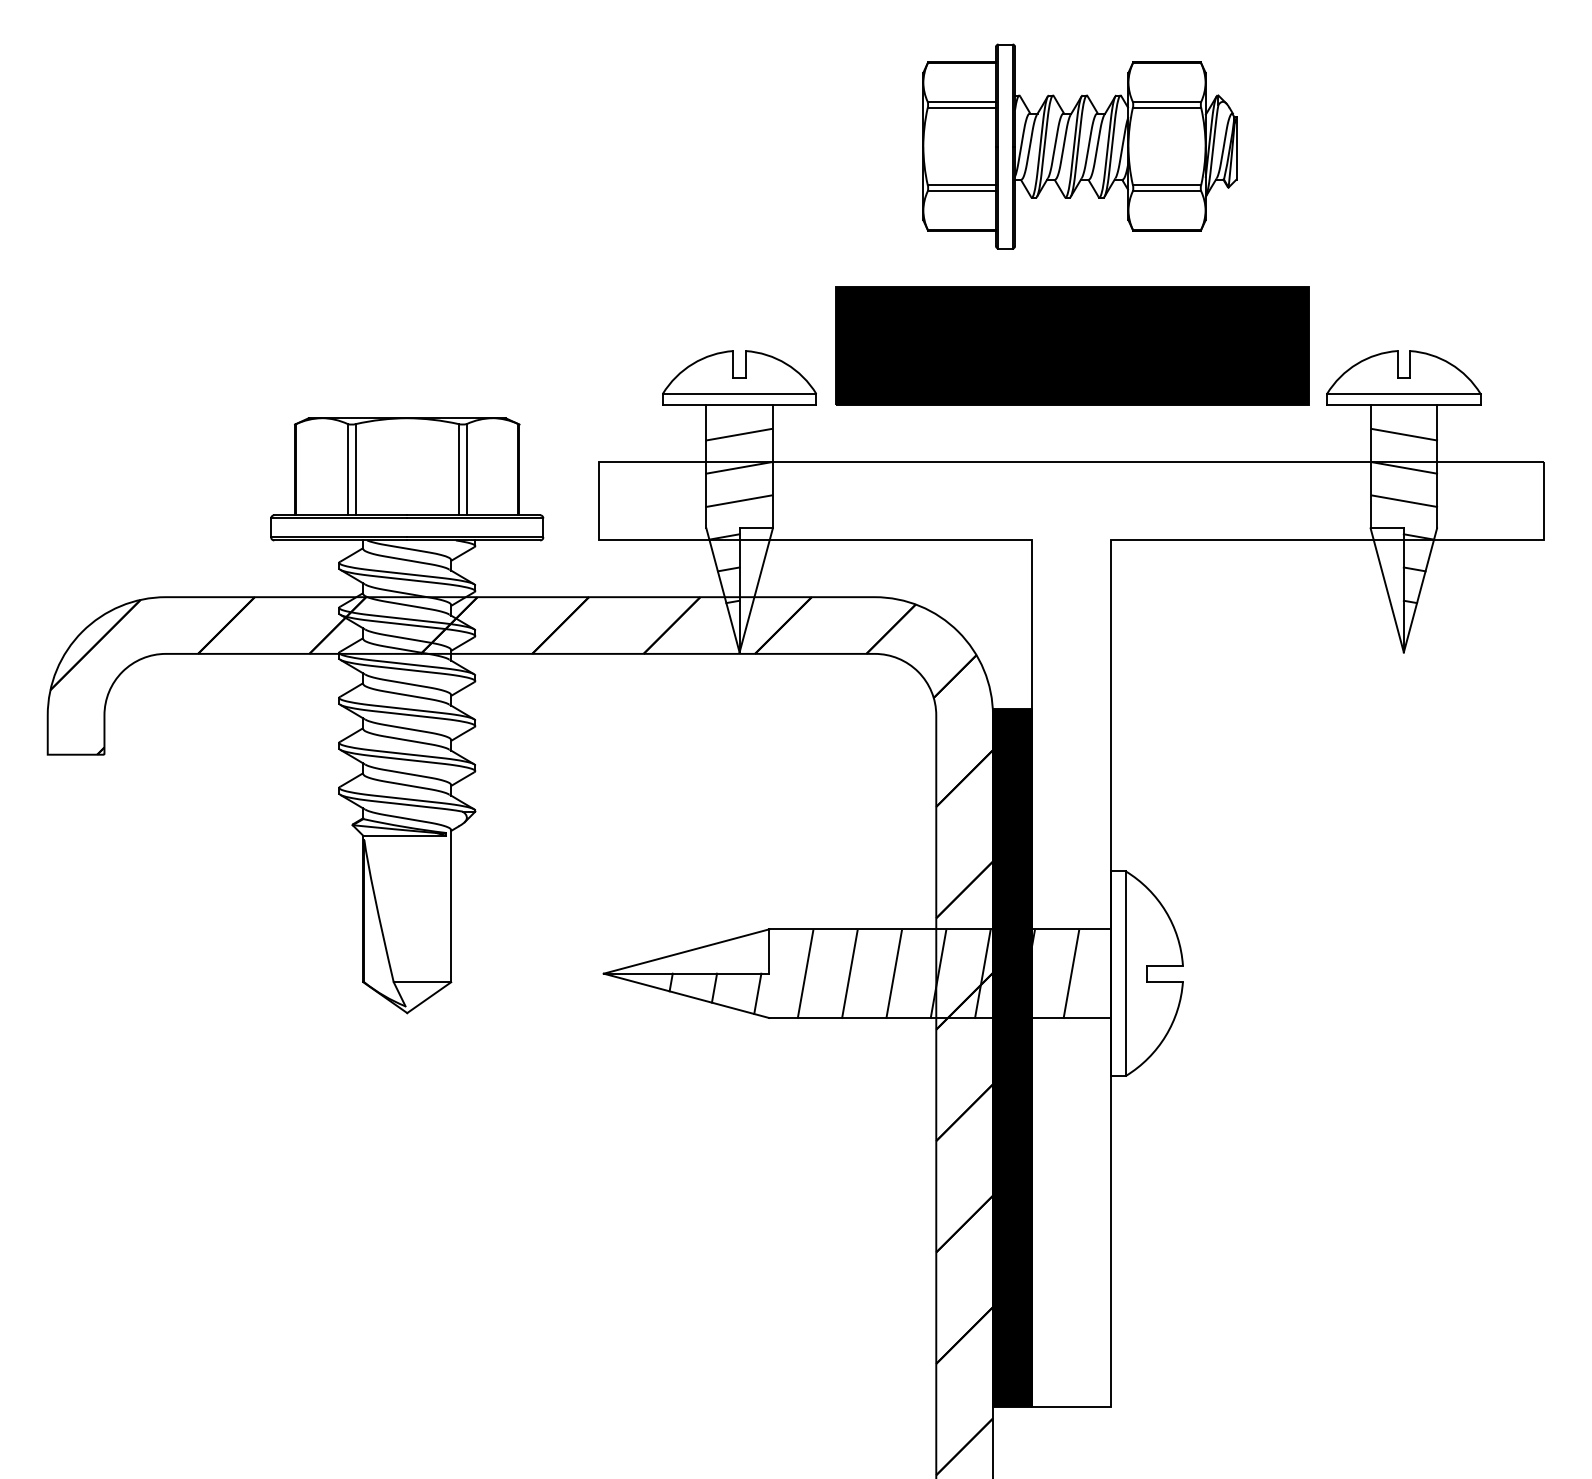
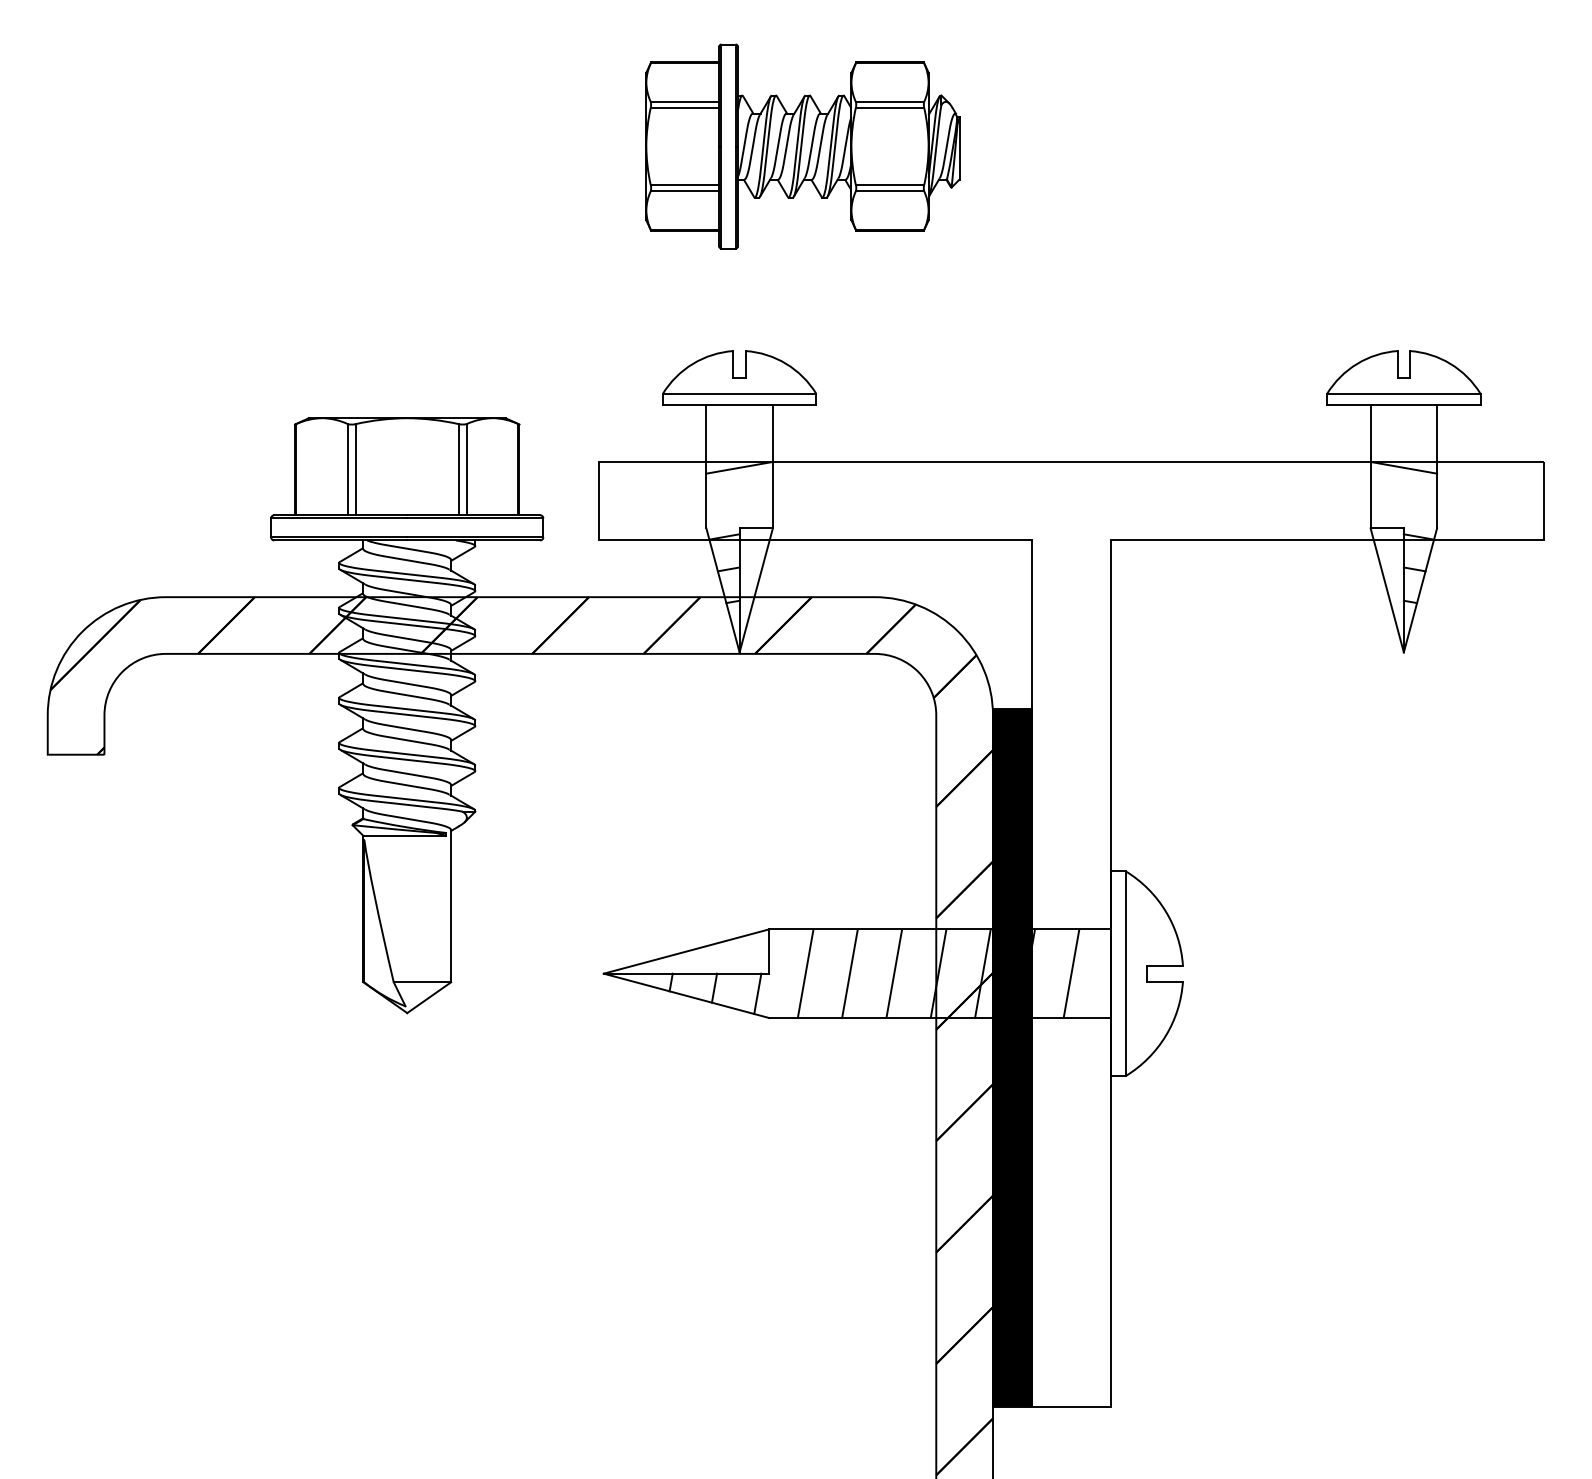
part position: (1079, 146) -> (802, 146) (802, 146)
part: present -> none (1072, 345)
line: present -> none (738, 434)
line: present -> none (1404, 434)
line: present -> none (738, 500)
line: present -> none (1404, 500)
